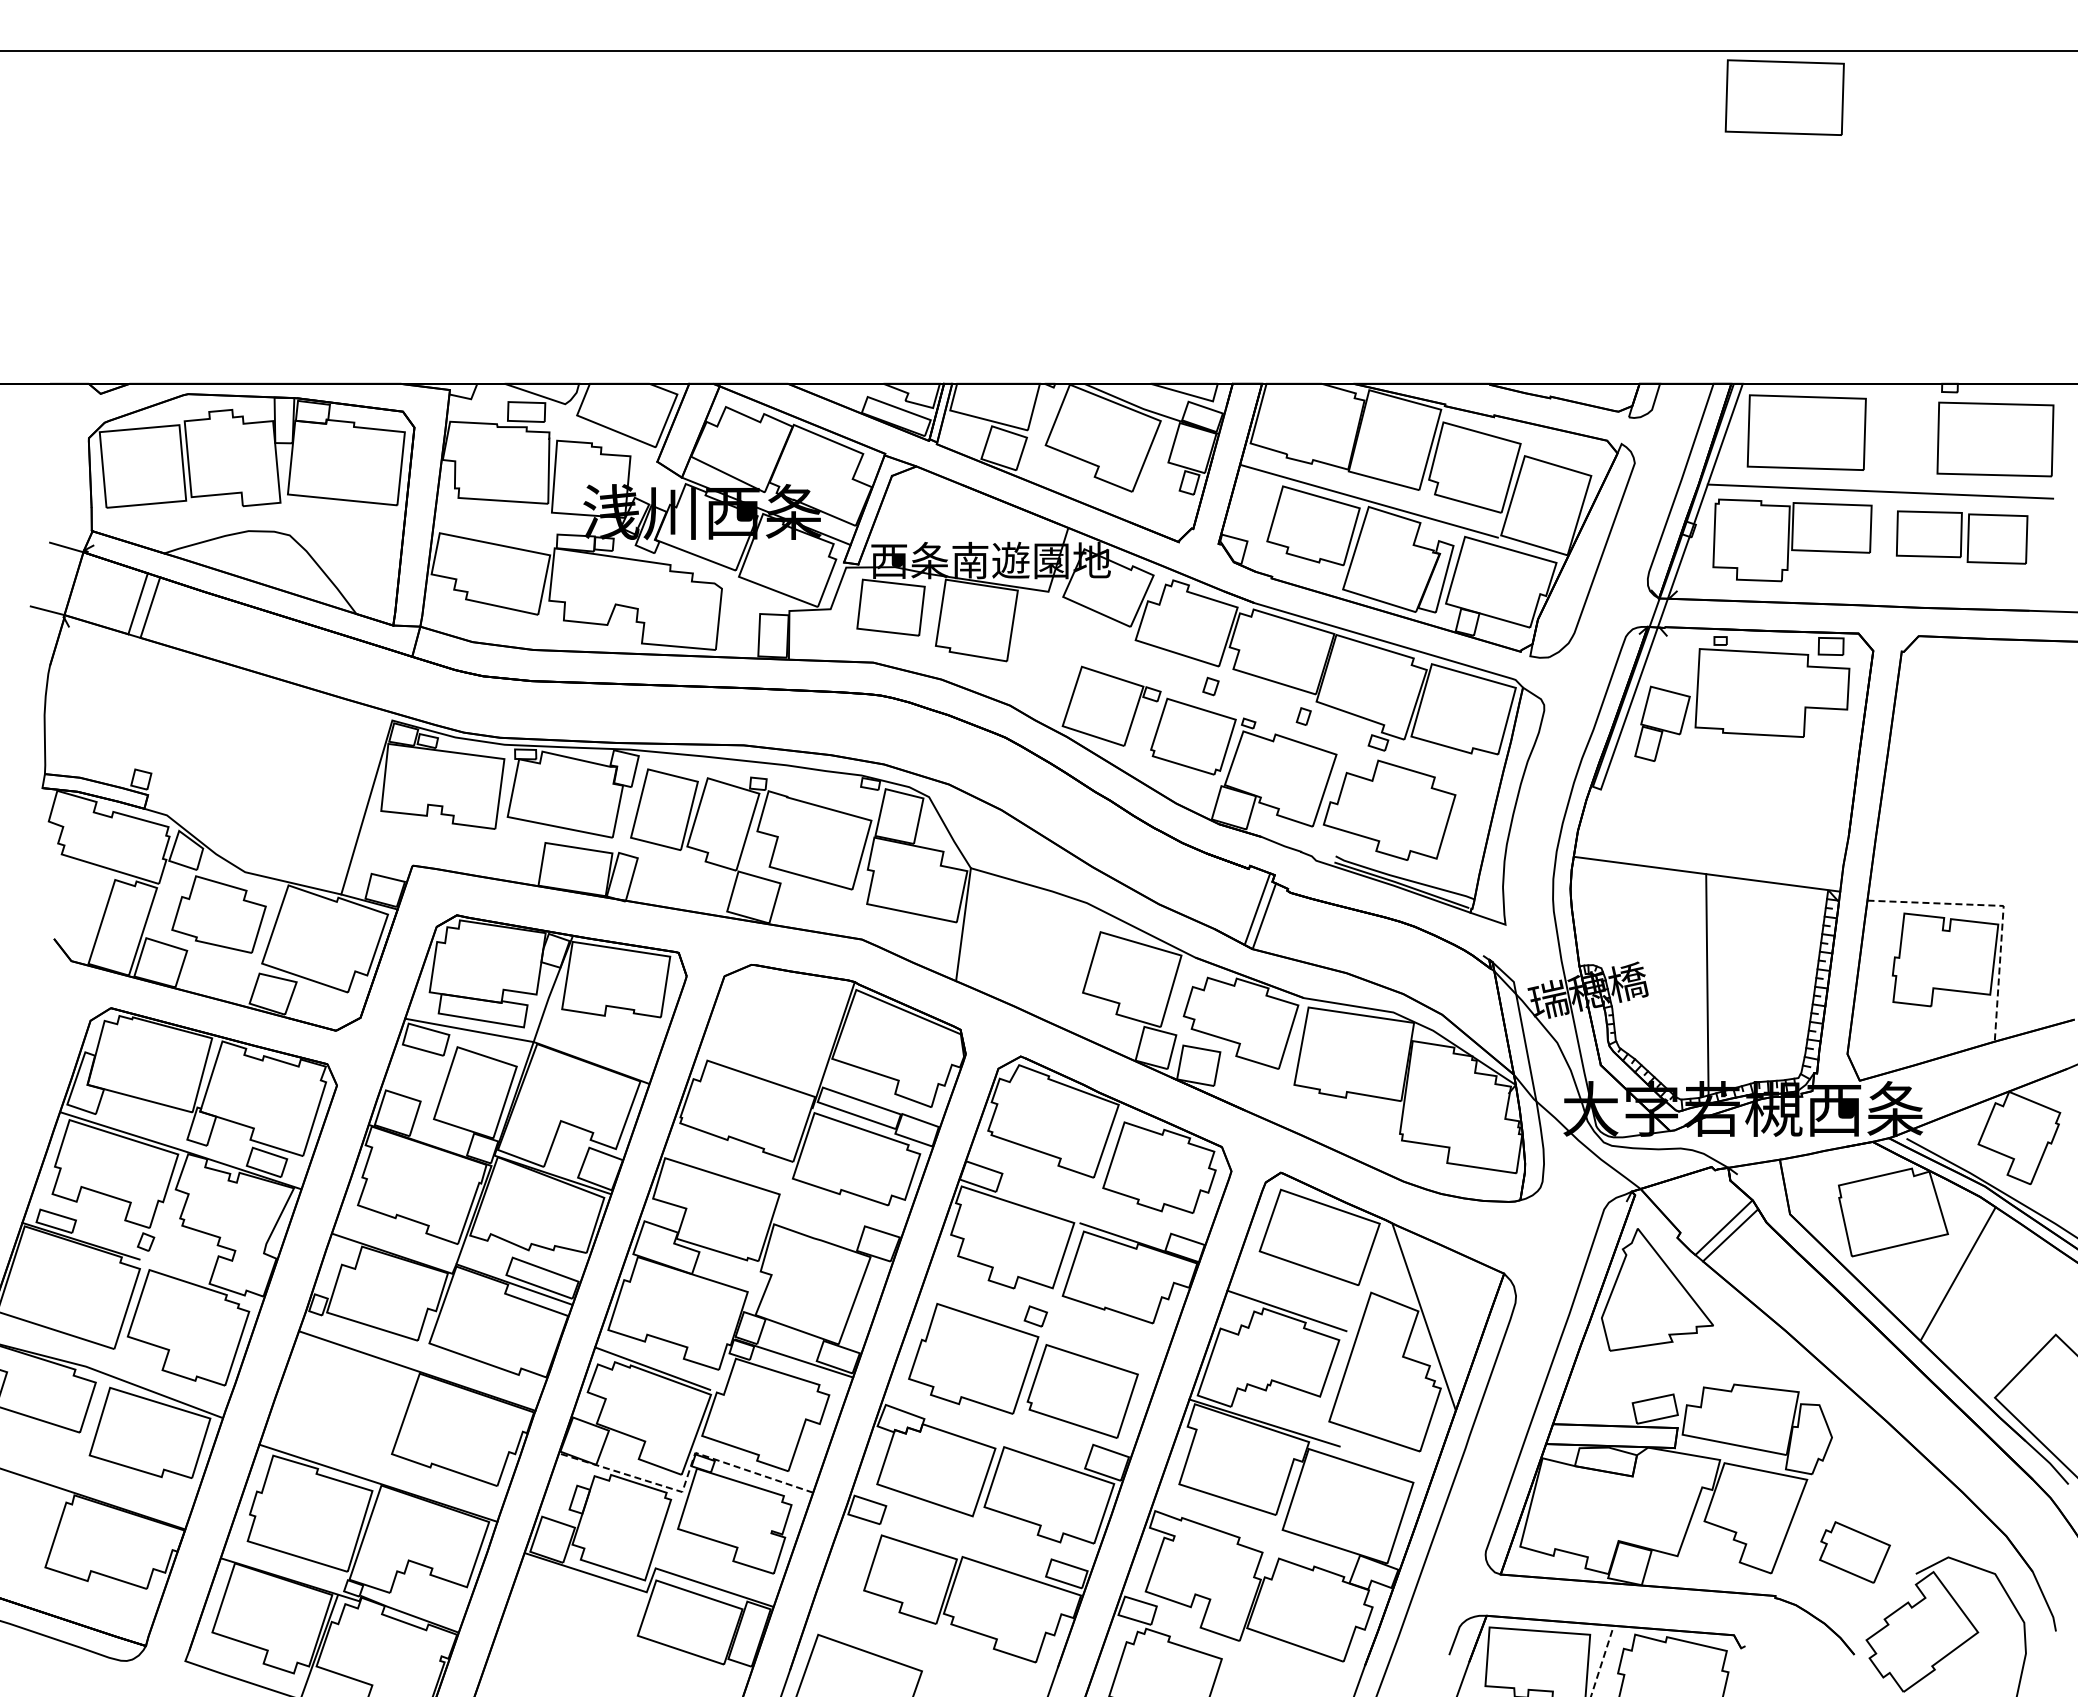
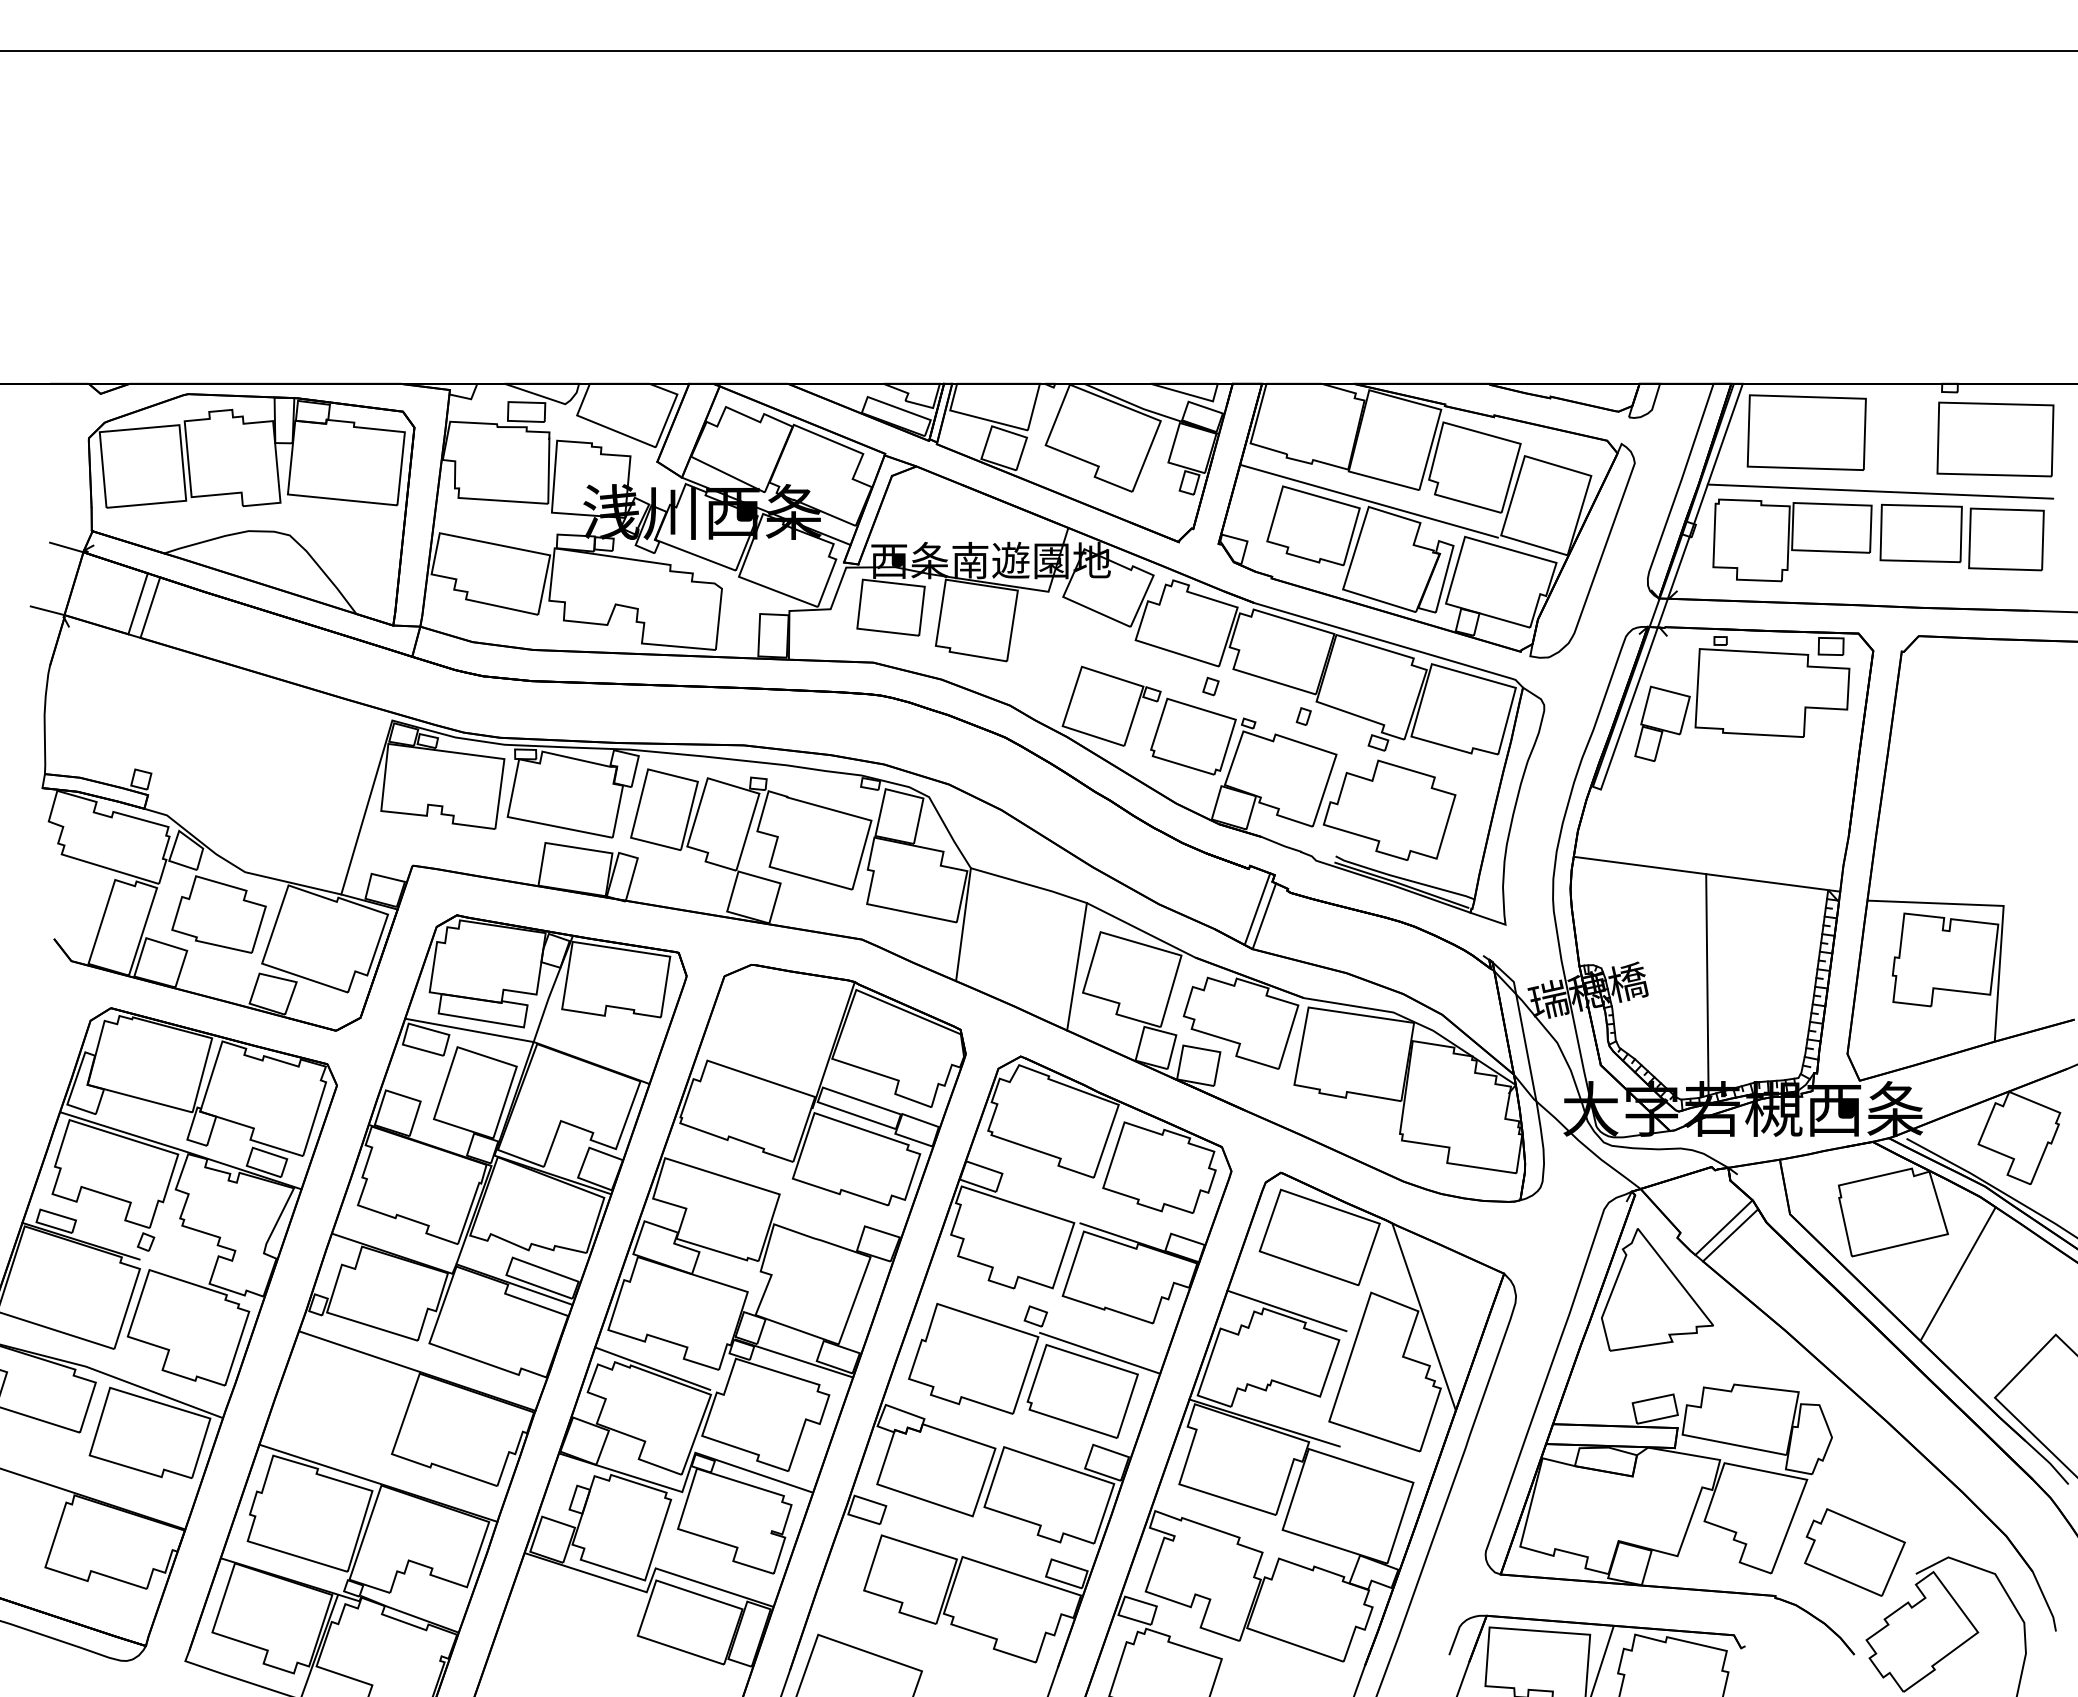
part: present -> none (1784, 97)
part size: 133x55 px -> 166x69 px (1961, 537)
line: dashed -> solid (2003, 905)
line: none -> present (1076, 966)
line: none -> present (1100, 1352)
line: dashed -> solid (687, 1475)
part size: 72x63 px -> 102x89 px (1854, 1552)
line: dashed -> solid (1602, 1661)
